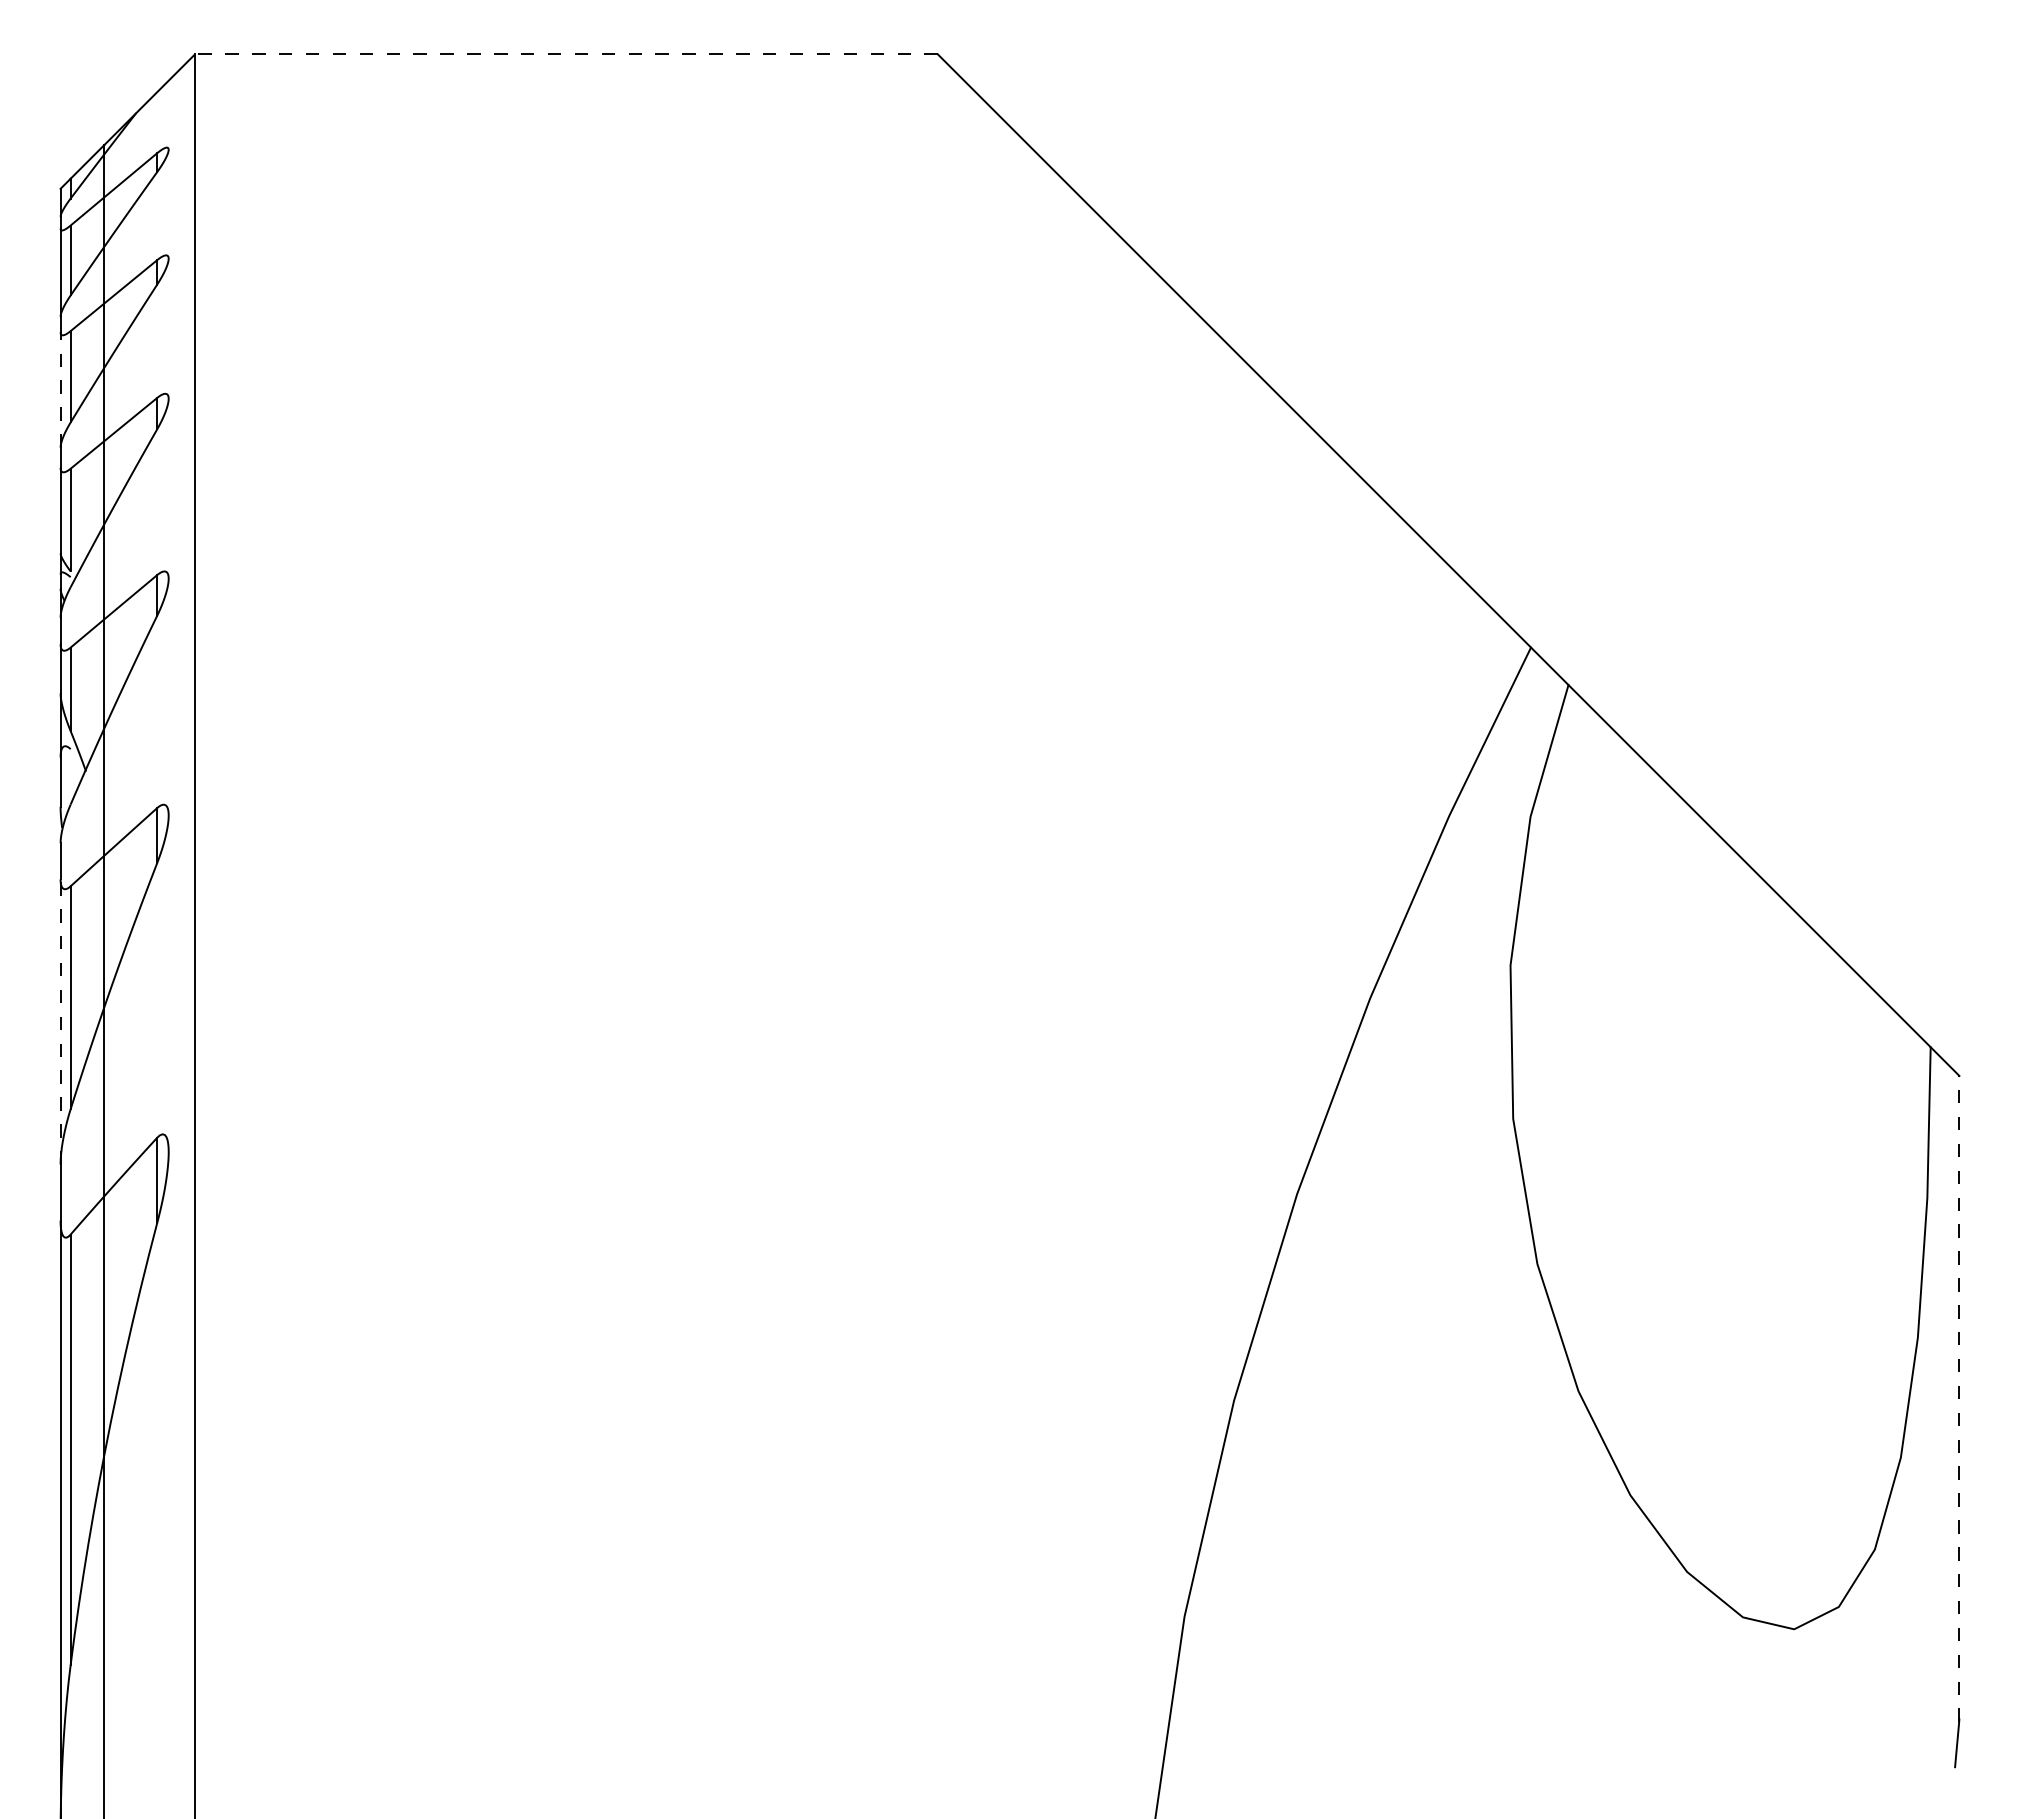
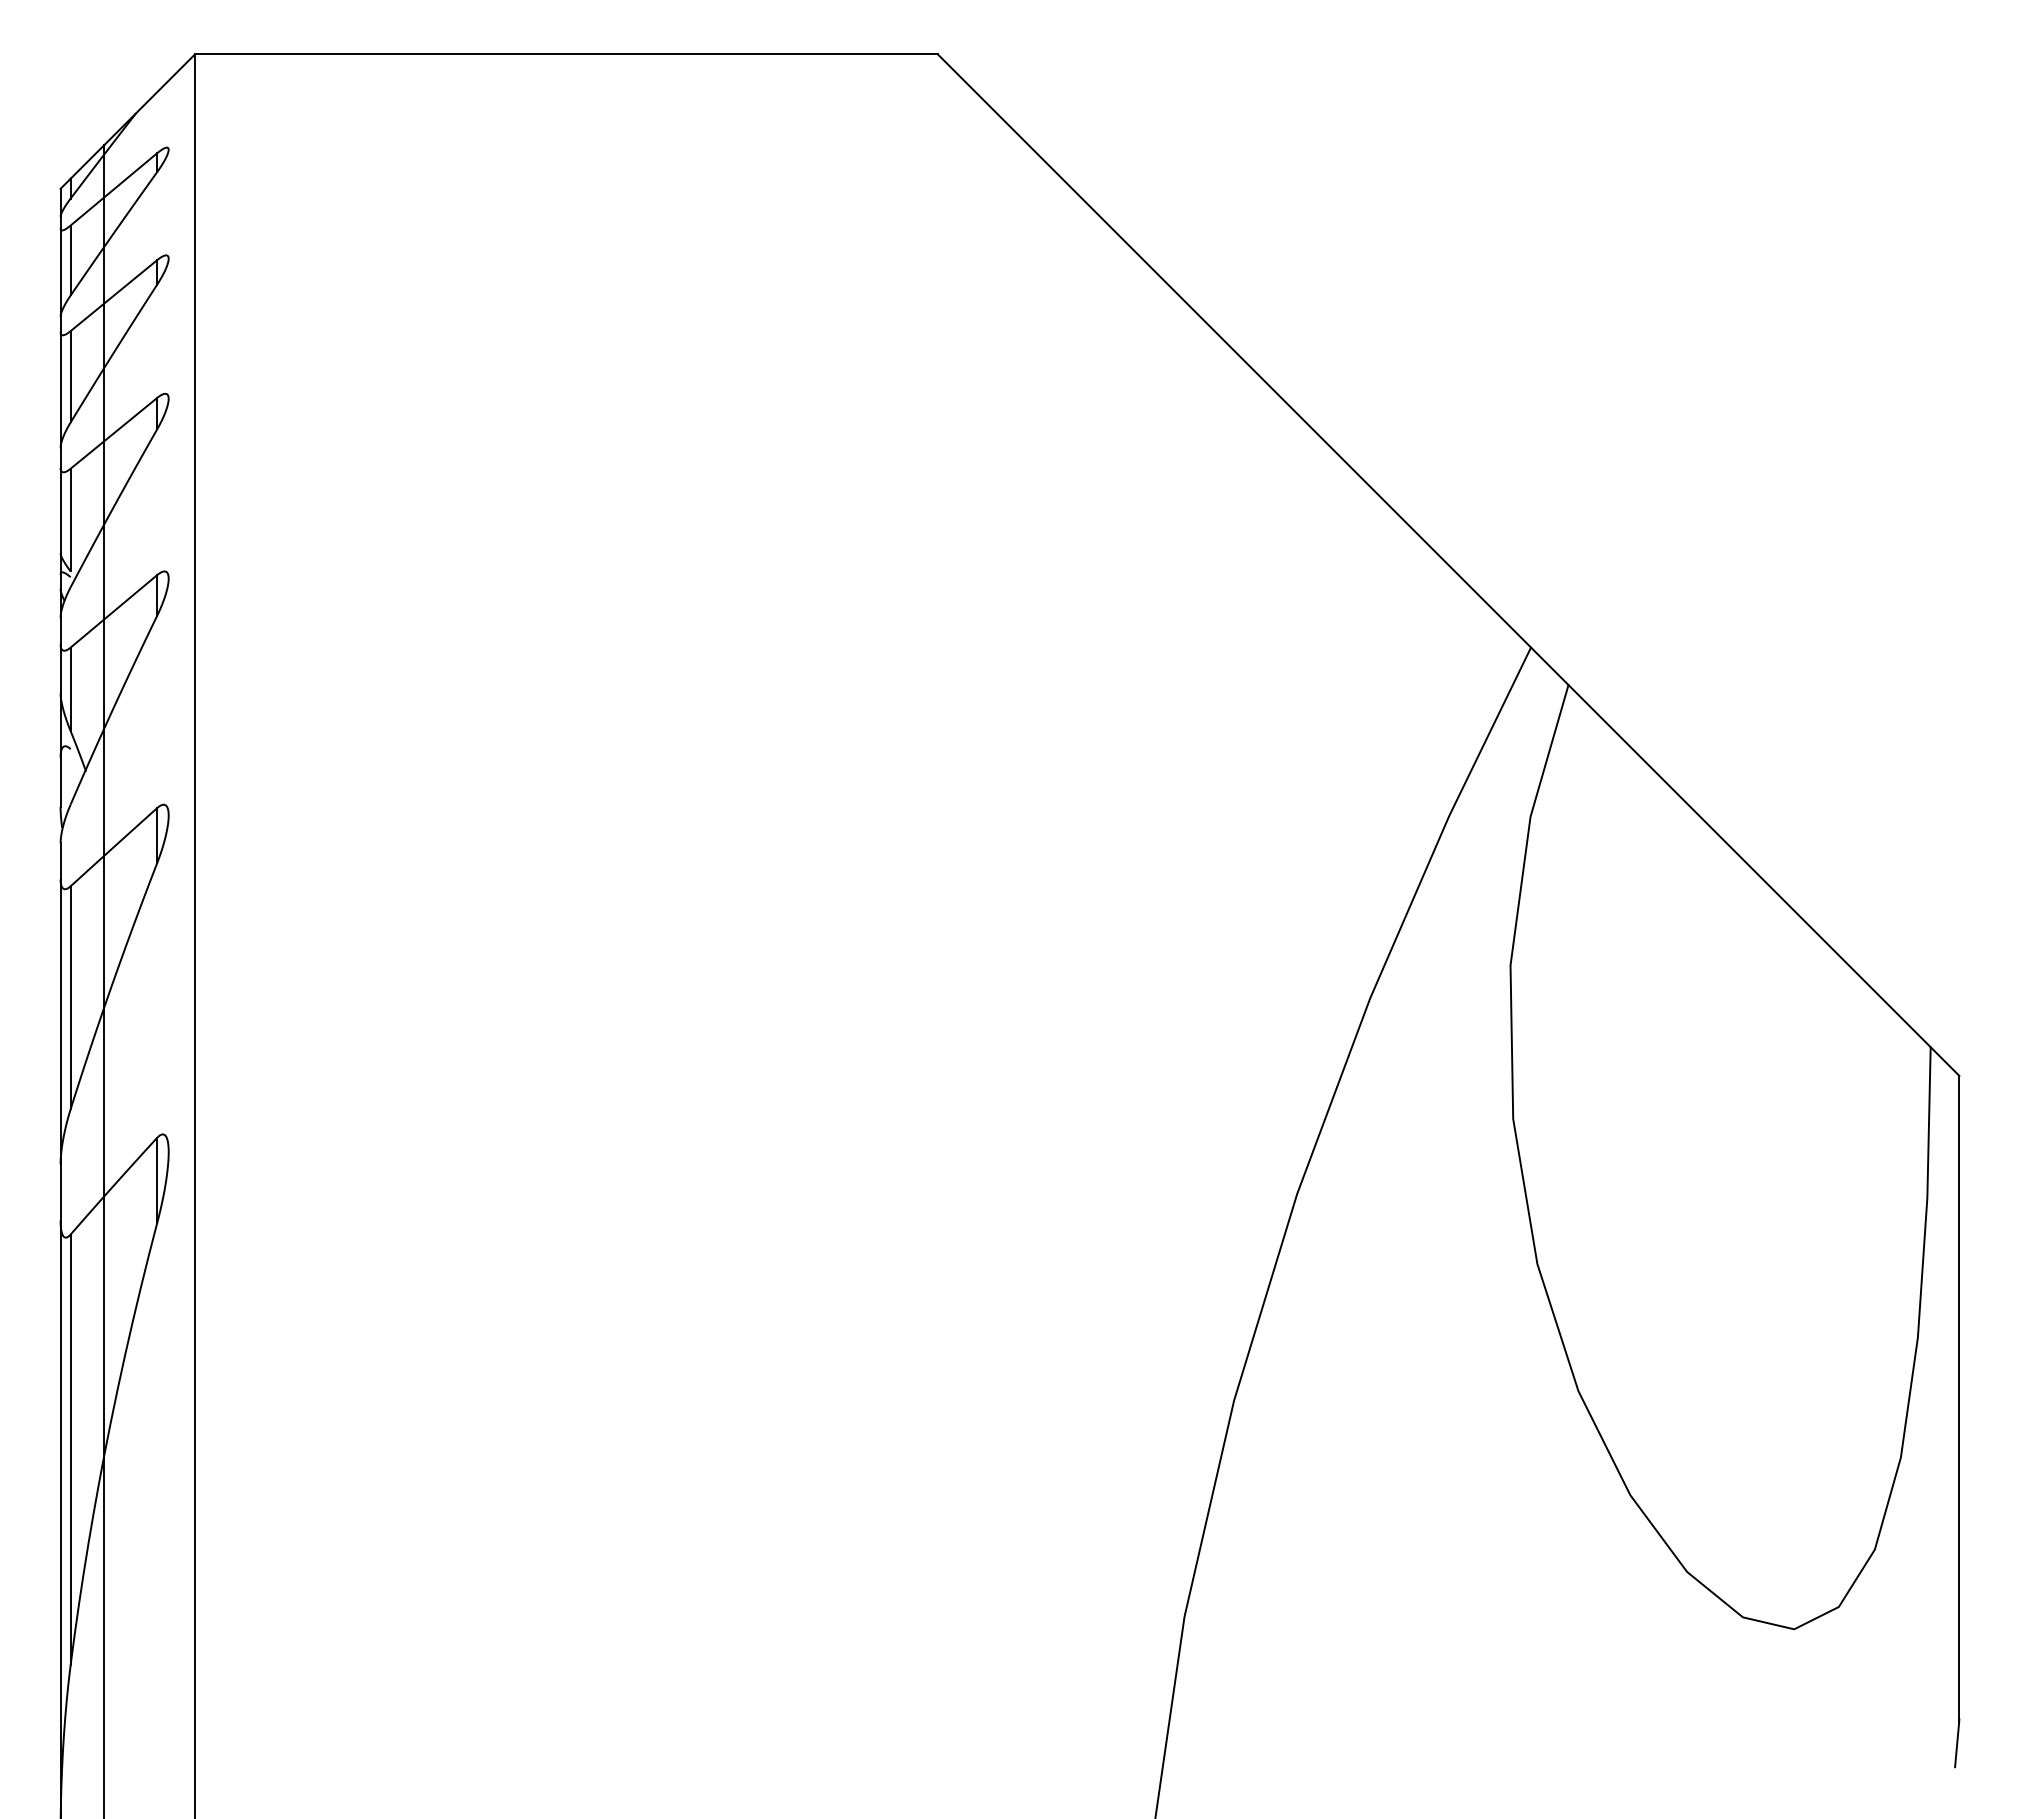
line: dashed -> solid (565, 54)
line: dashed -> solid (60, 390)
line: dashed -> solid (60, 1021)
line: dashed -> solid (1959, 1398)
